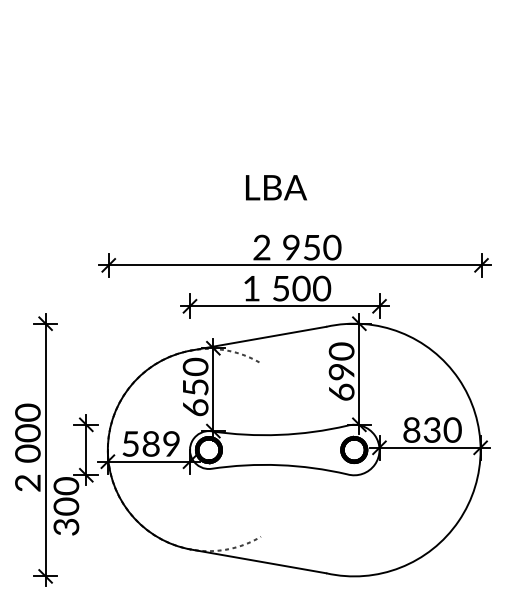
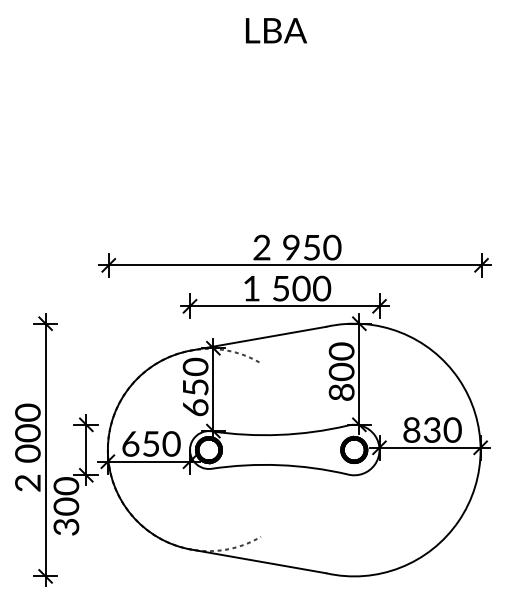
text position: (276, 187) -> (276, 30) (276, 30)
text: 690 -> 800 (341, 381)
text: 589 -> 650 (151, 443)
